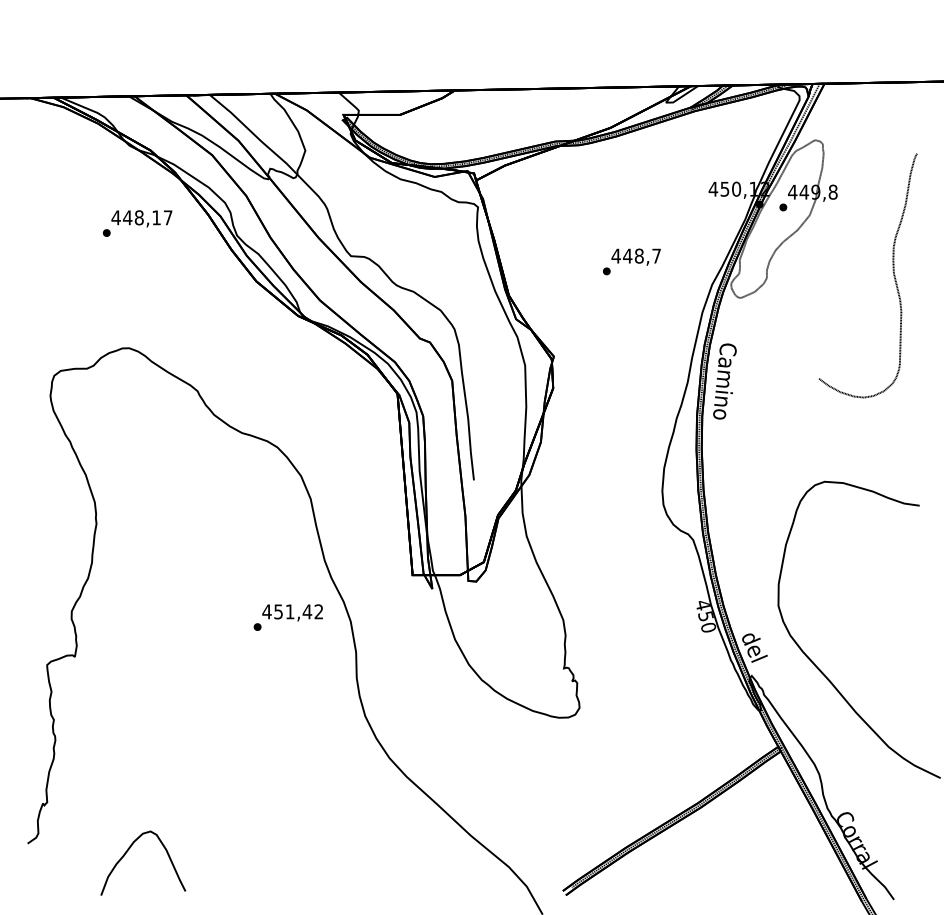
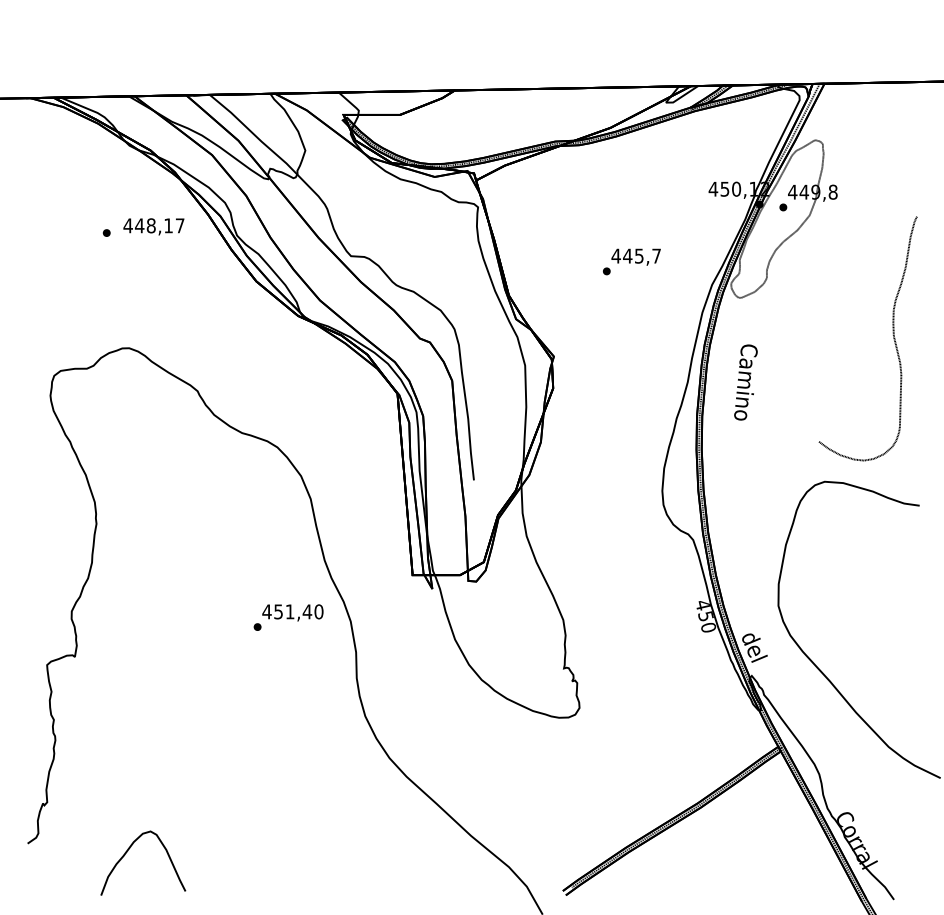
text position: (141, 218) -> (153, 226) (153, 226)
text: 448,7 -> 445,7 (638, 255)
curve position: (892, 270) -> (892, 333) (892, 333)
text position: (724, 381) -> (745, 382) (745, 382)
text: 451,42 -> 451,40 (318, 611)
